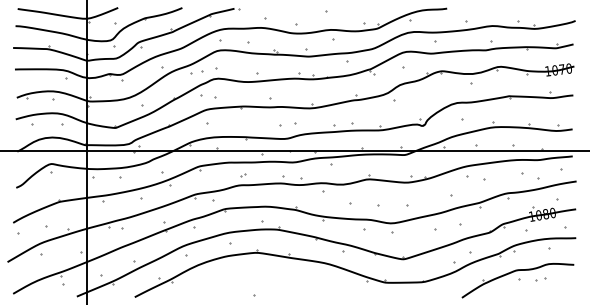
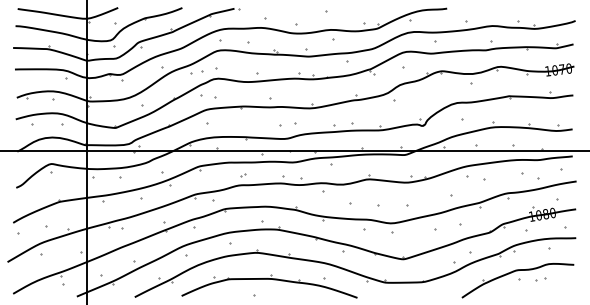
part: none -> present (269, 279)
